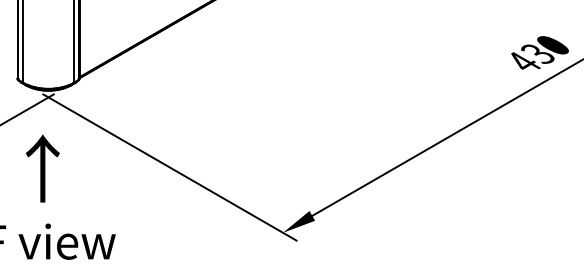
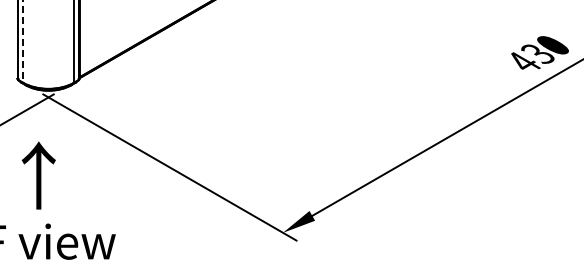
line: solid -> dashed (23, 42)
text position: (42, 168) -> (38, 175) (38, 175)
